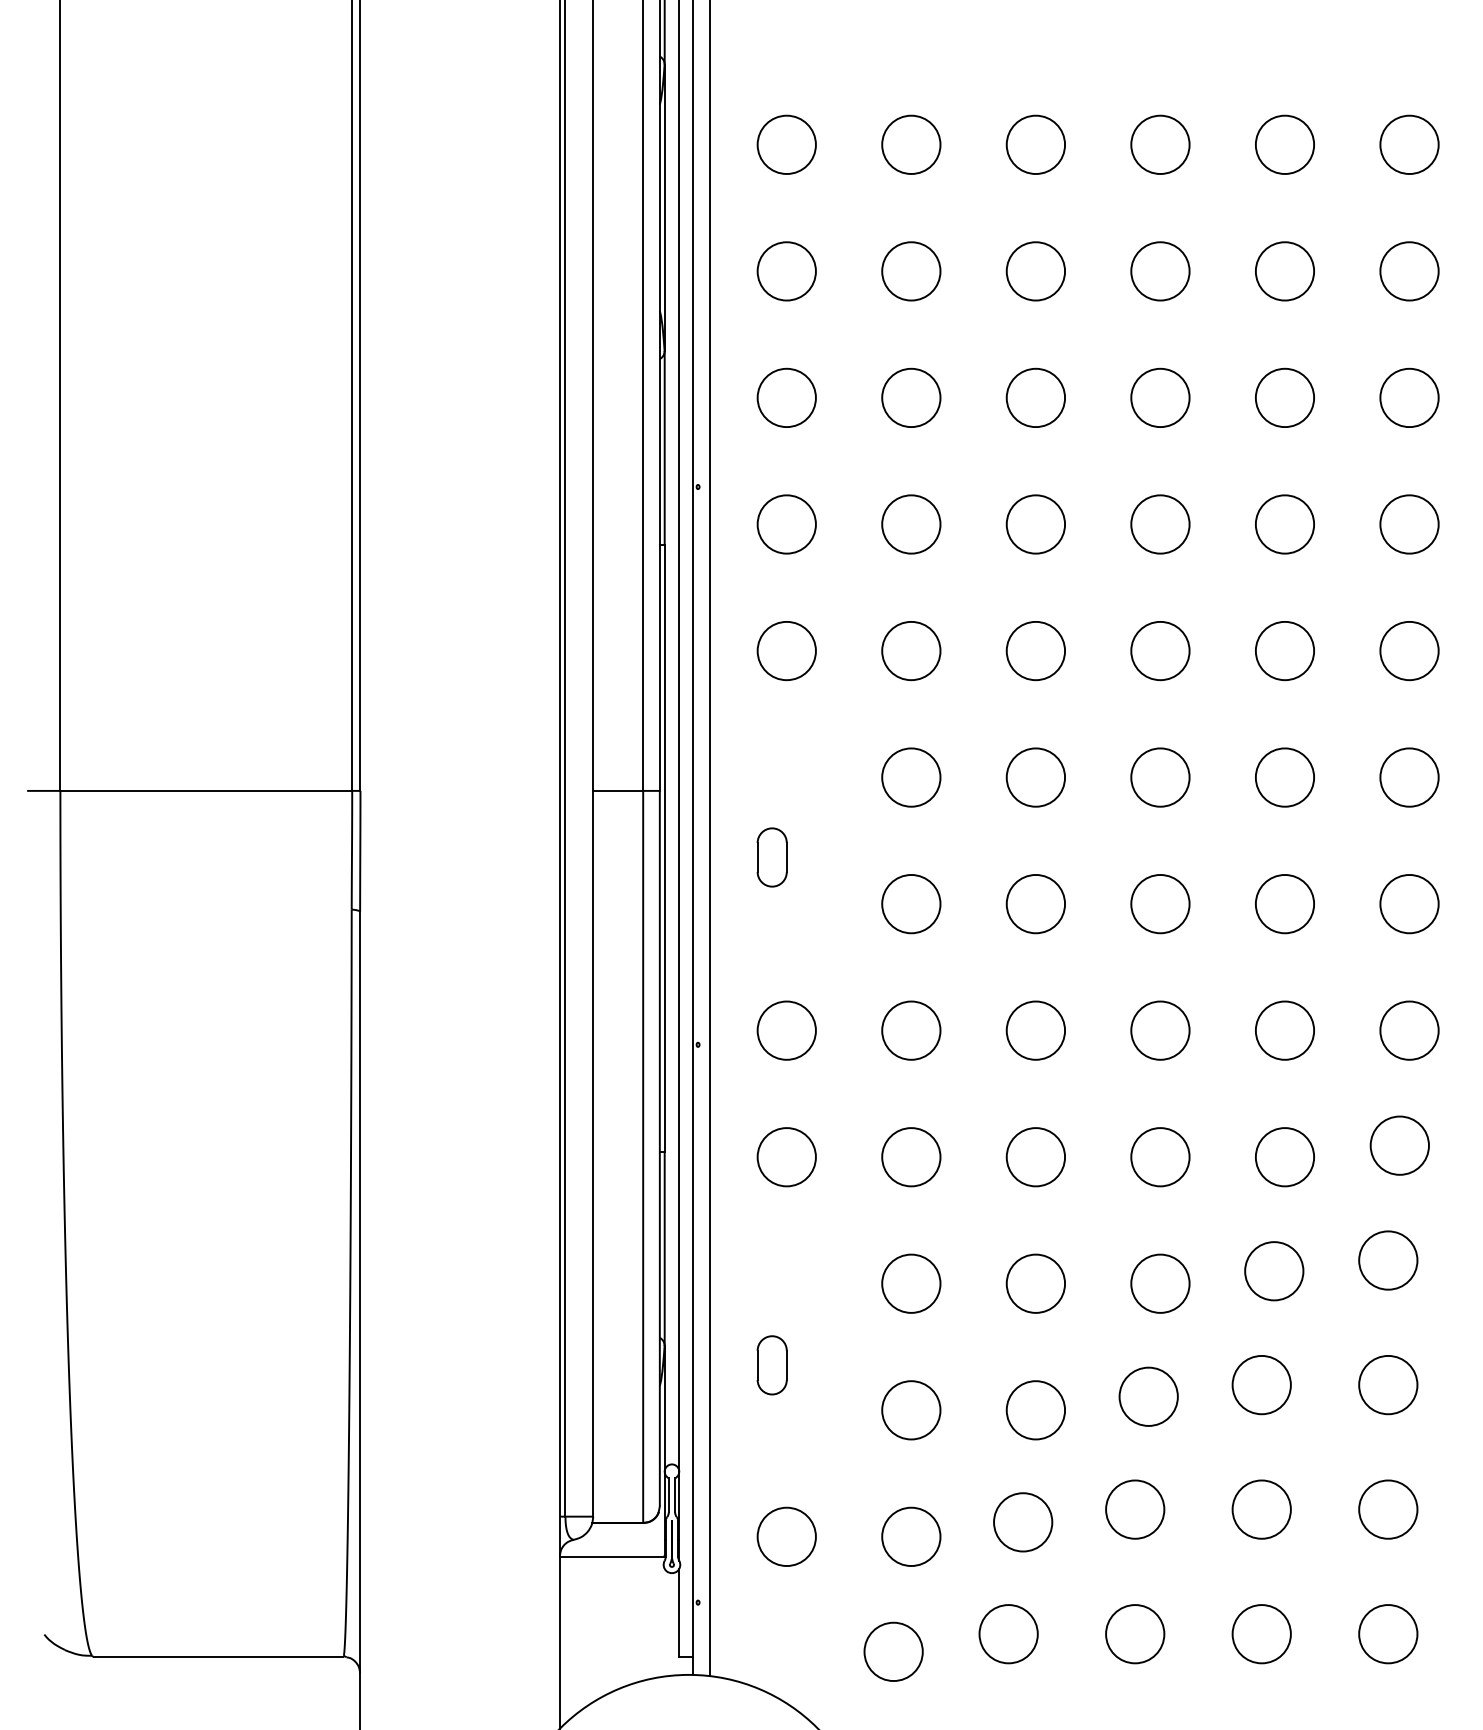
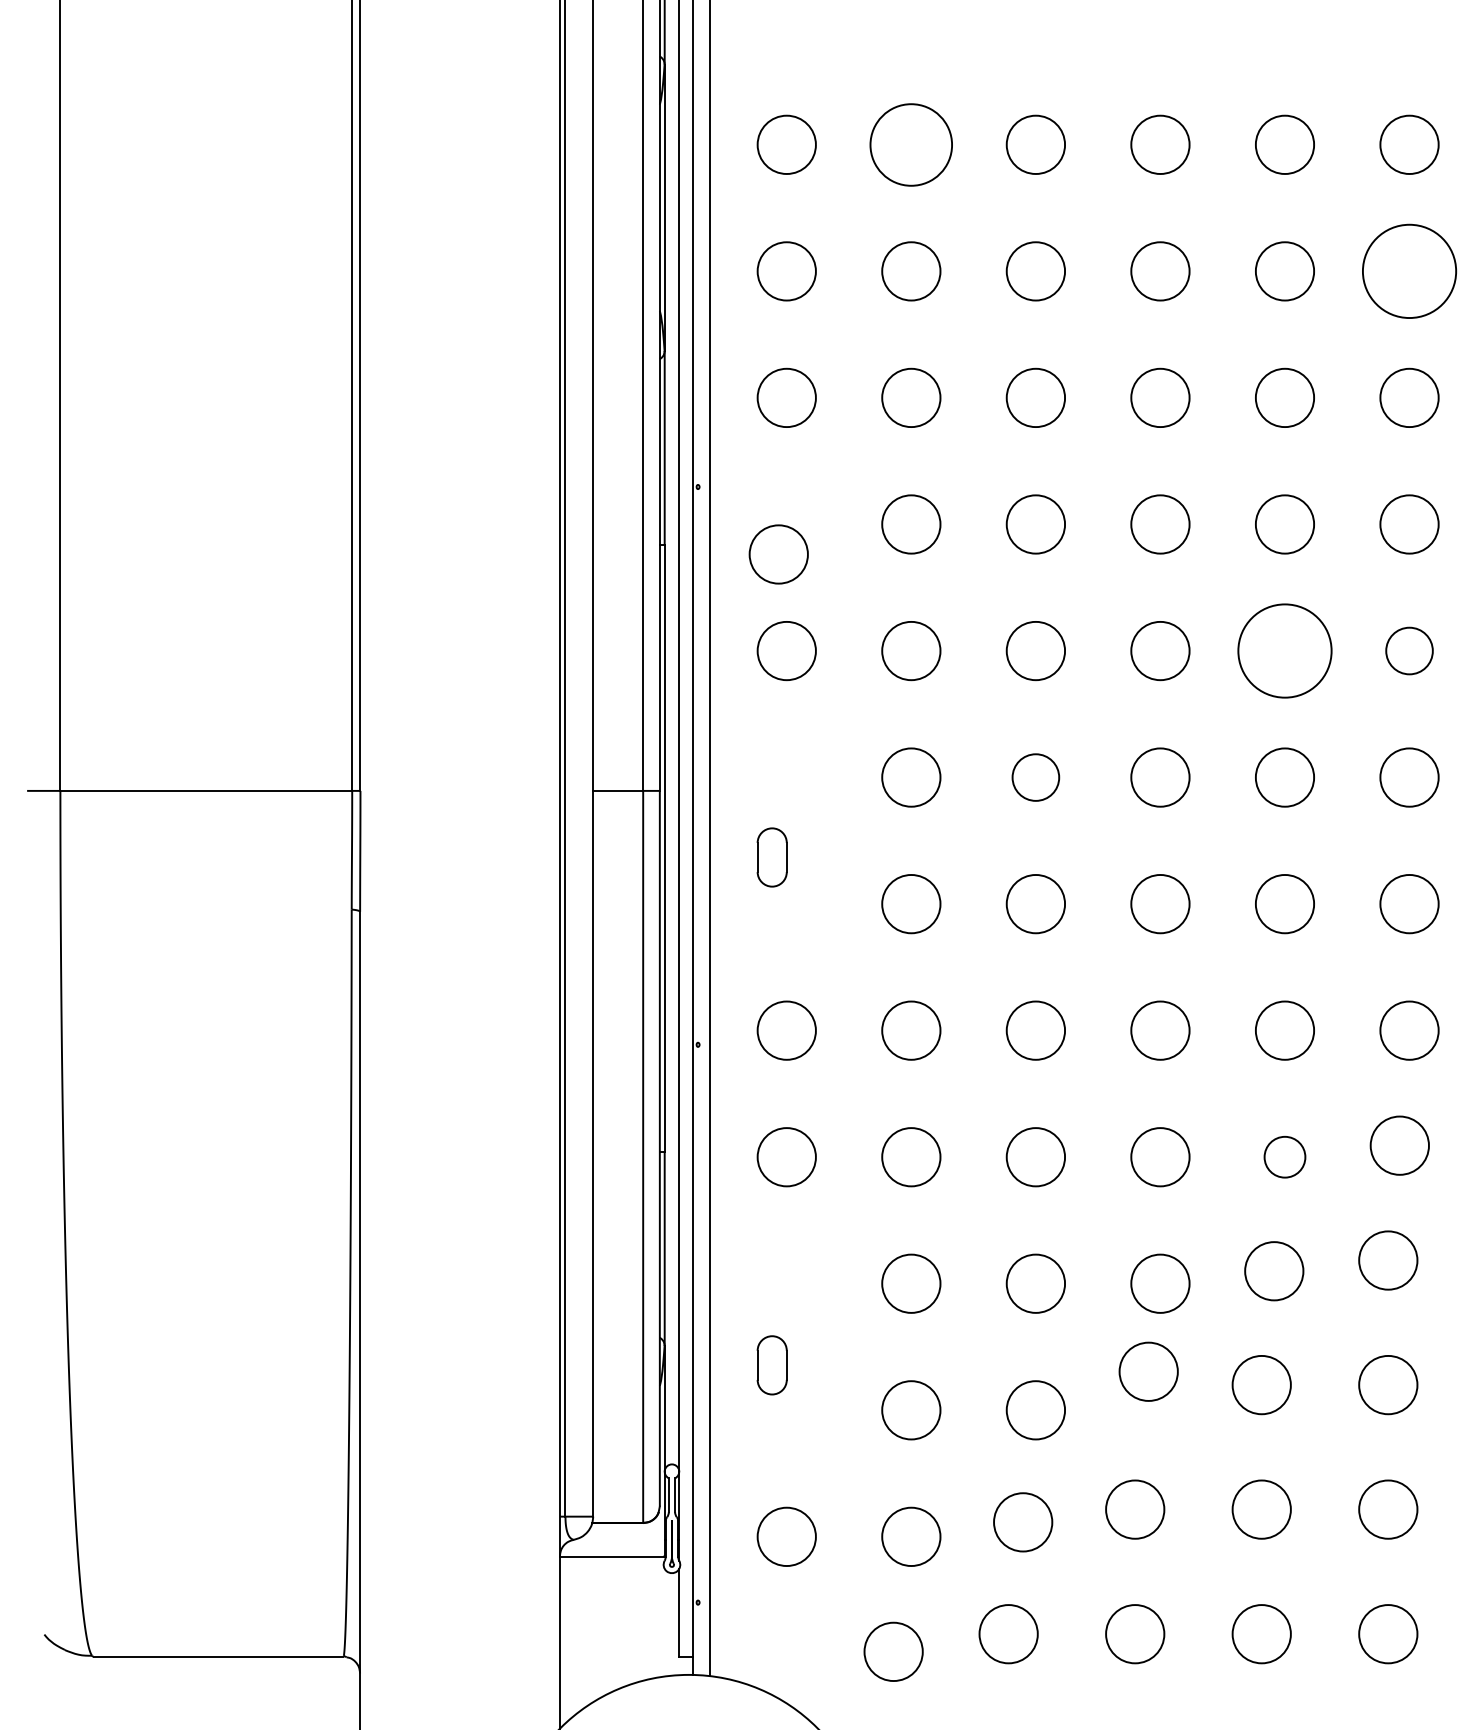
circle size: 61x61 px -> 84x84 px (910, 144)
circle diameter: 58 px -> 93 px (1409, 271)
circle position: (786, 524) -> (778, 554) (778, 554)
circle diameter: 58 px -> 93 px (1284, 650)
circle diameter: 58 px -> 47 px (1409, 650)
circle diameter: 58 px -> 47 px (1035, 777)
circle diameter: 58 px -> 41 px (1284, 1156)
circle position: (1148, 1396) -> (1148, 1371) (1148, 1371)
